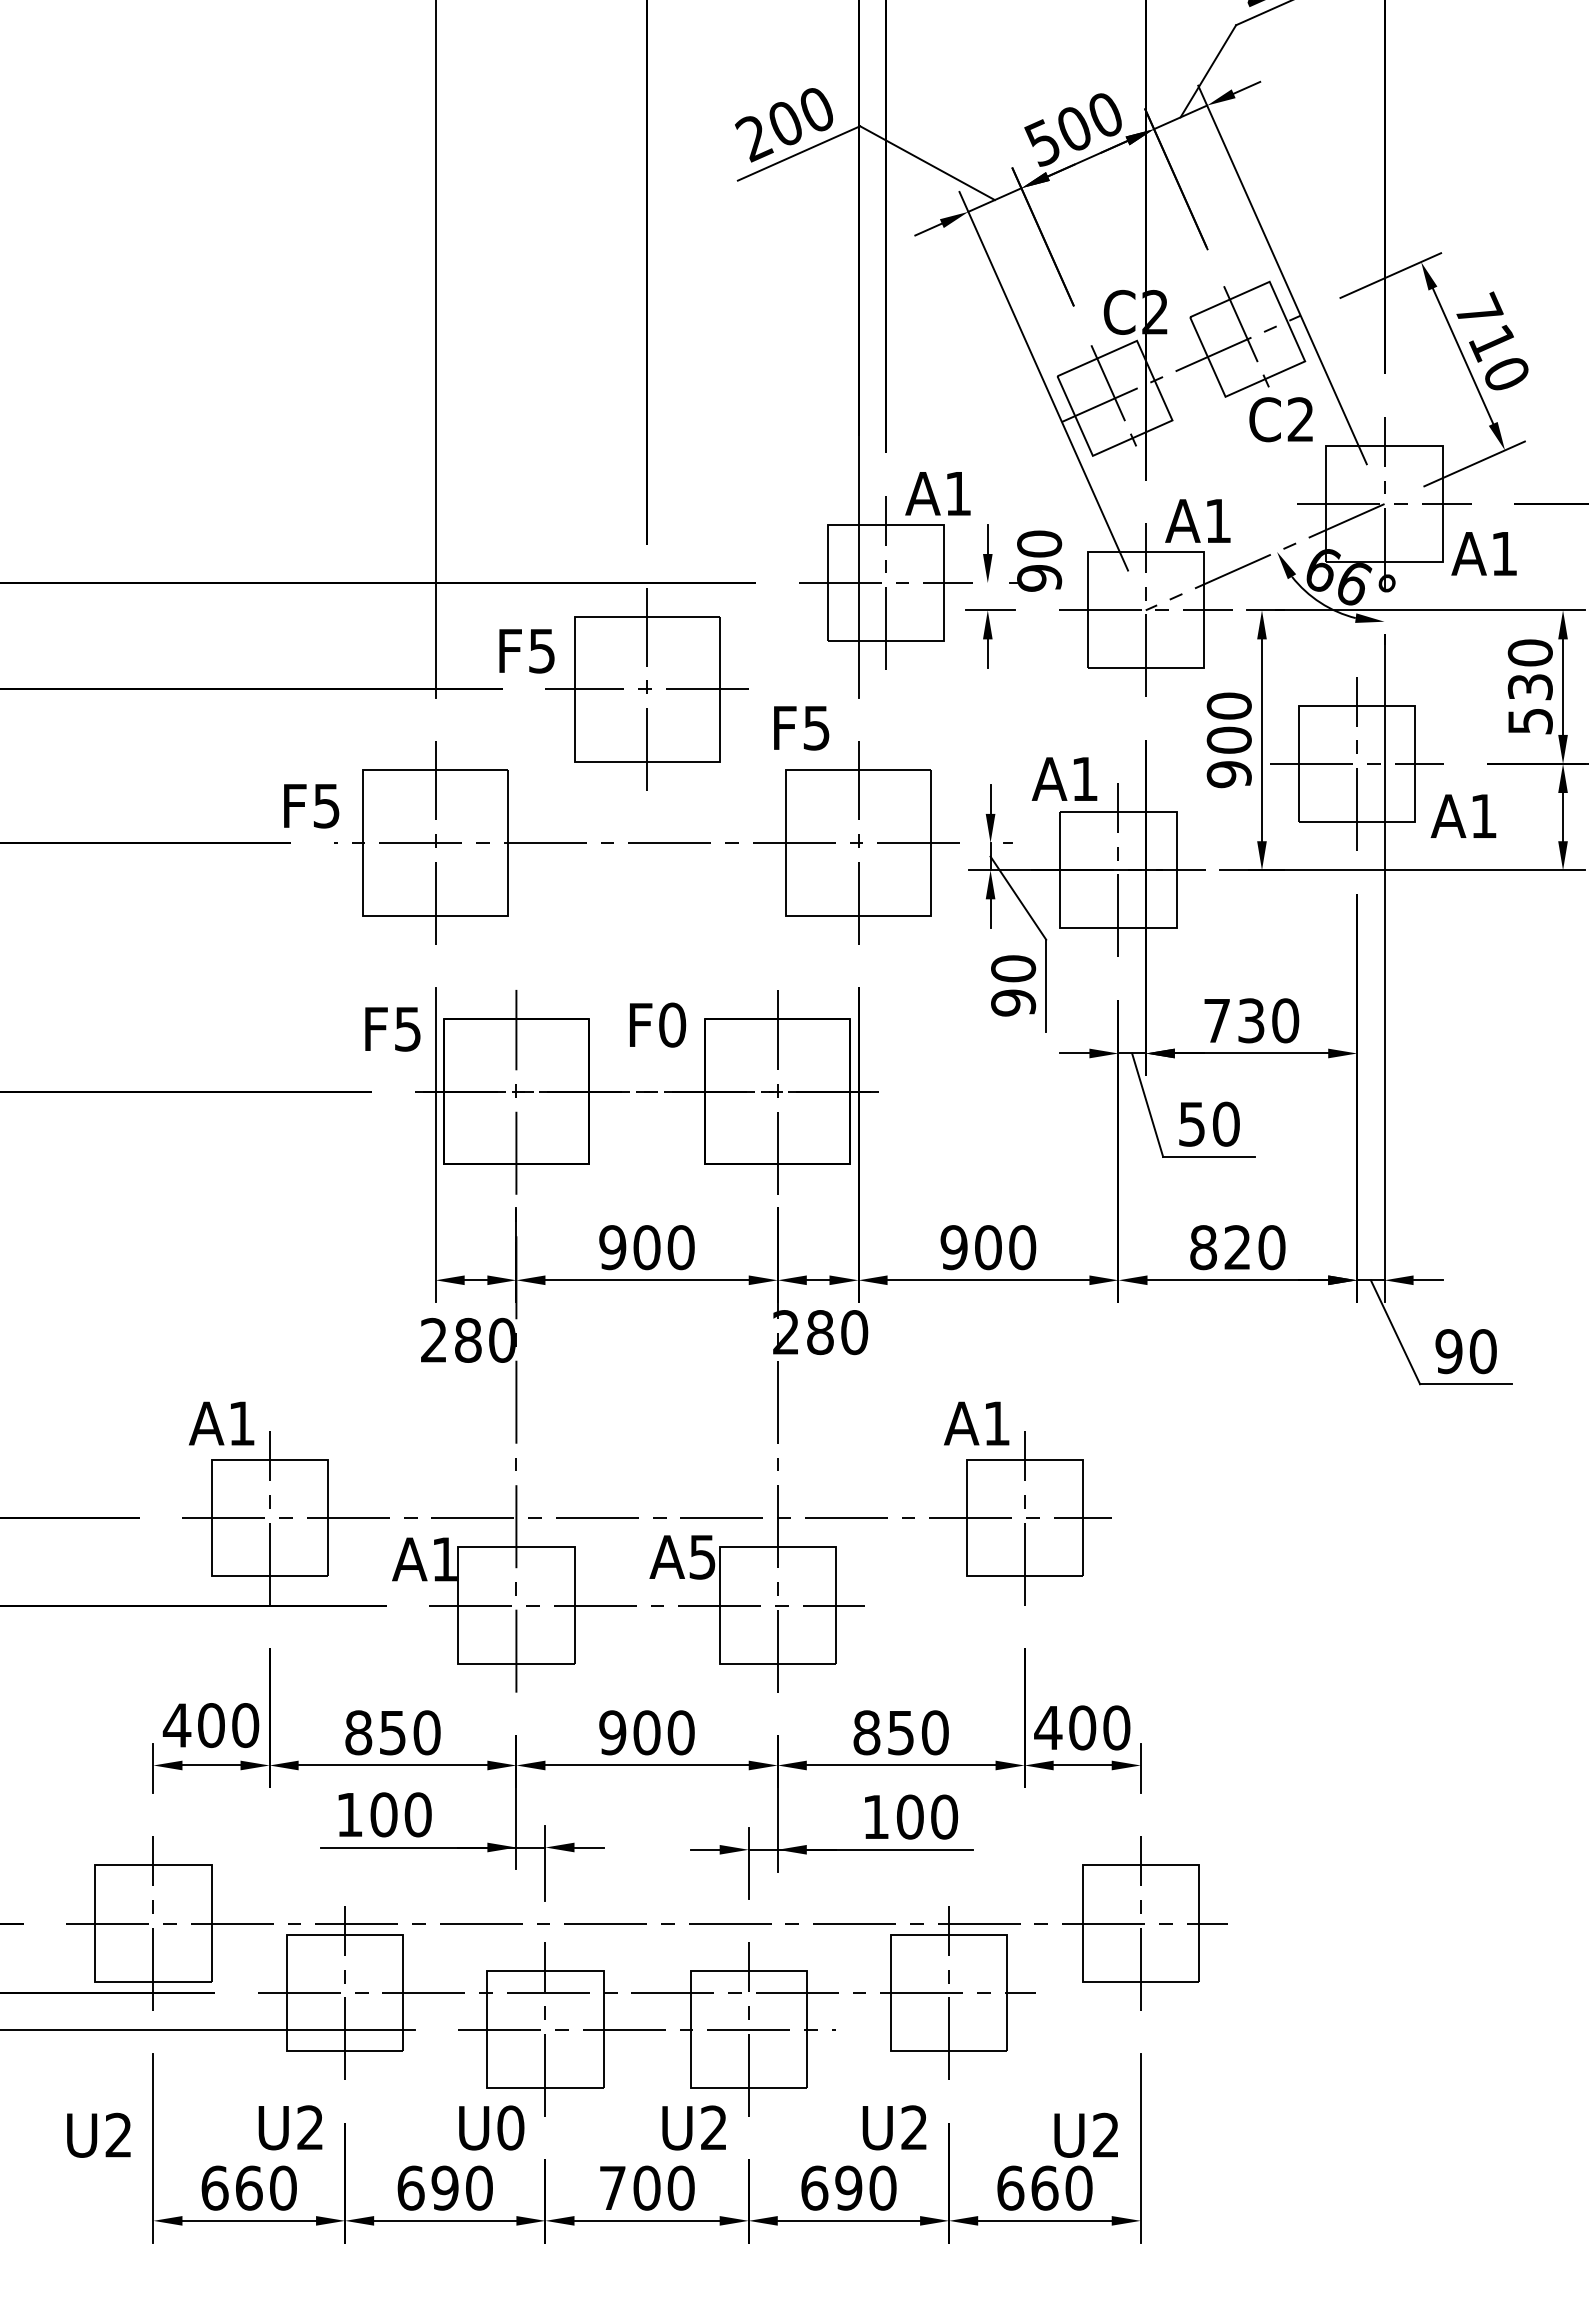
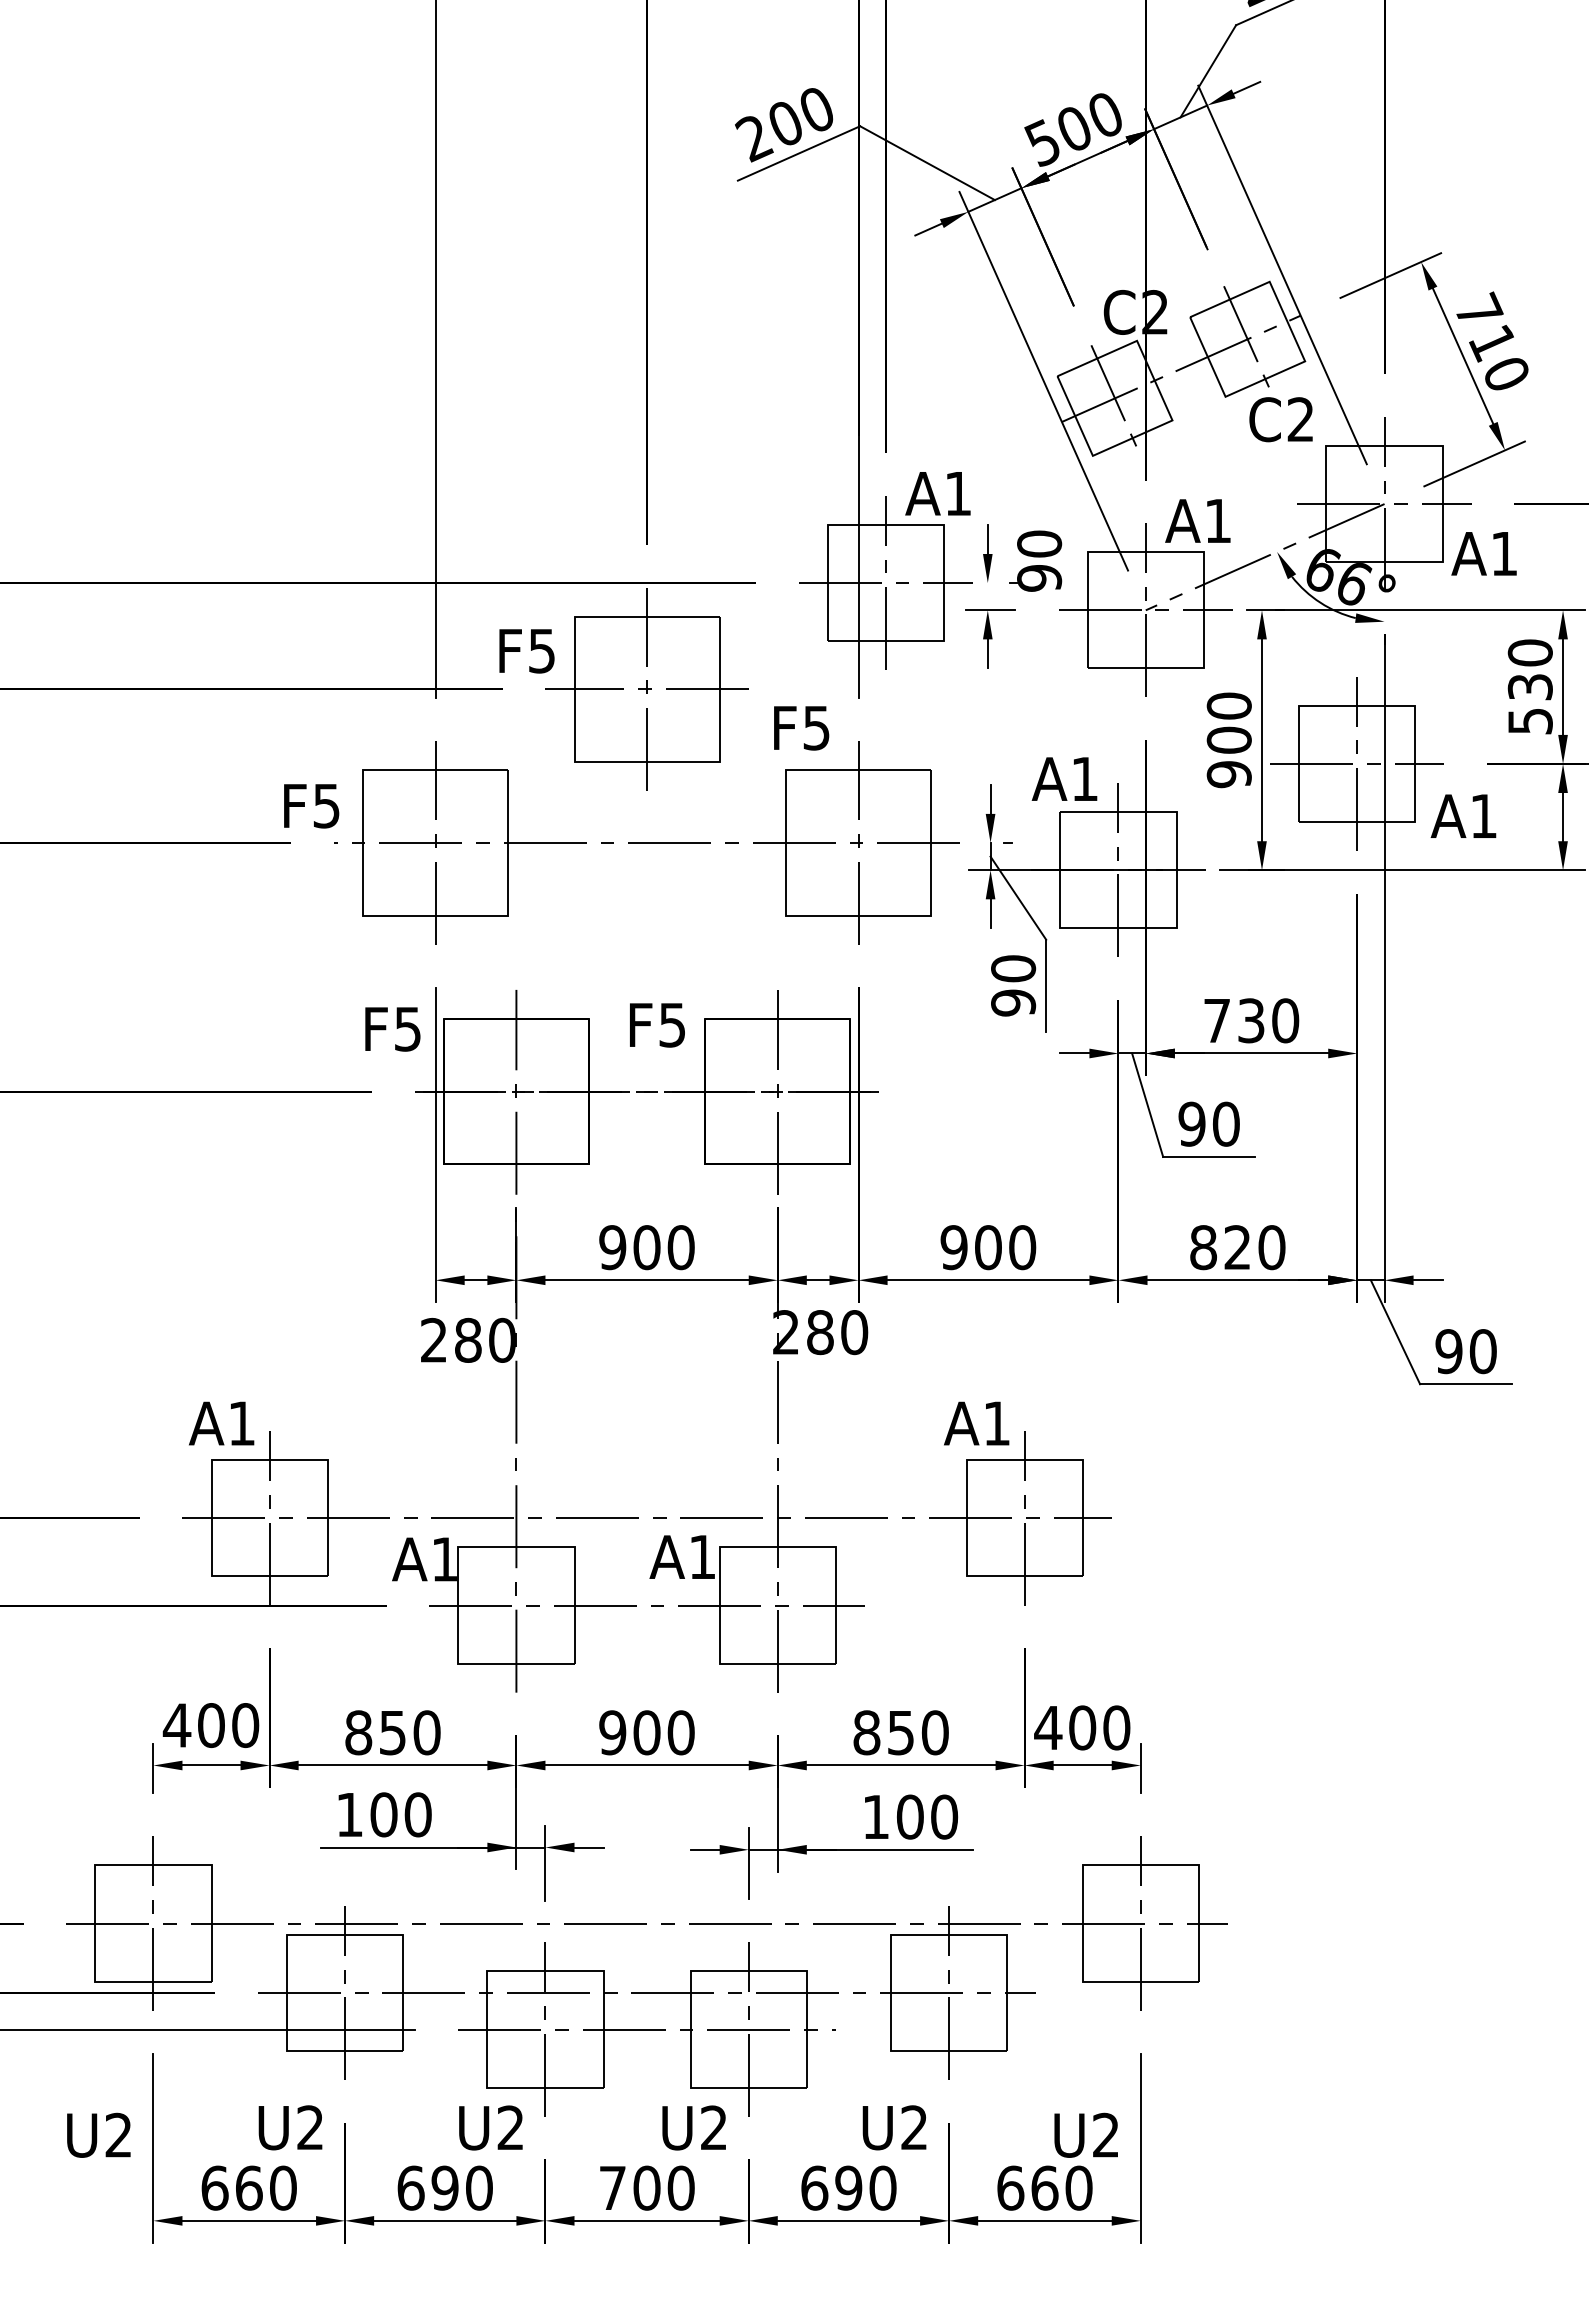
text: F0 -> F5 (672, 1024)
text: 50 -> 90 (1191, 1123)
text: A5 -> A1 (702, 1557)
text: U0 -> U2 (510, 2127)
